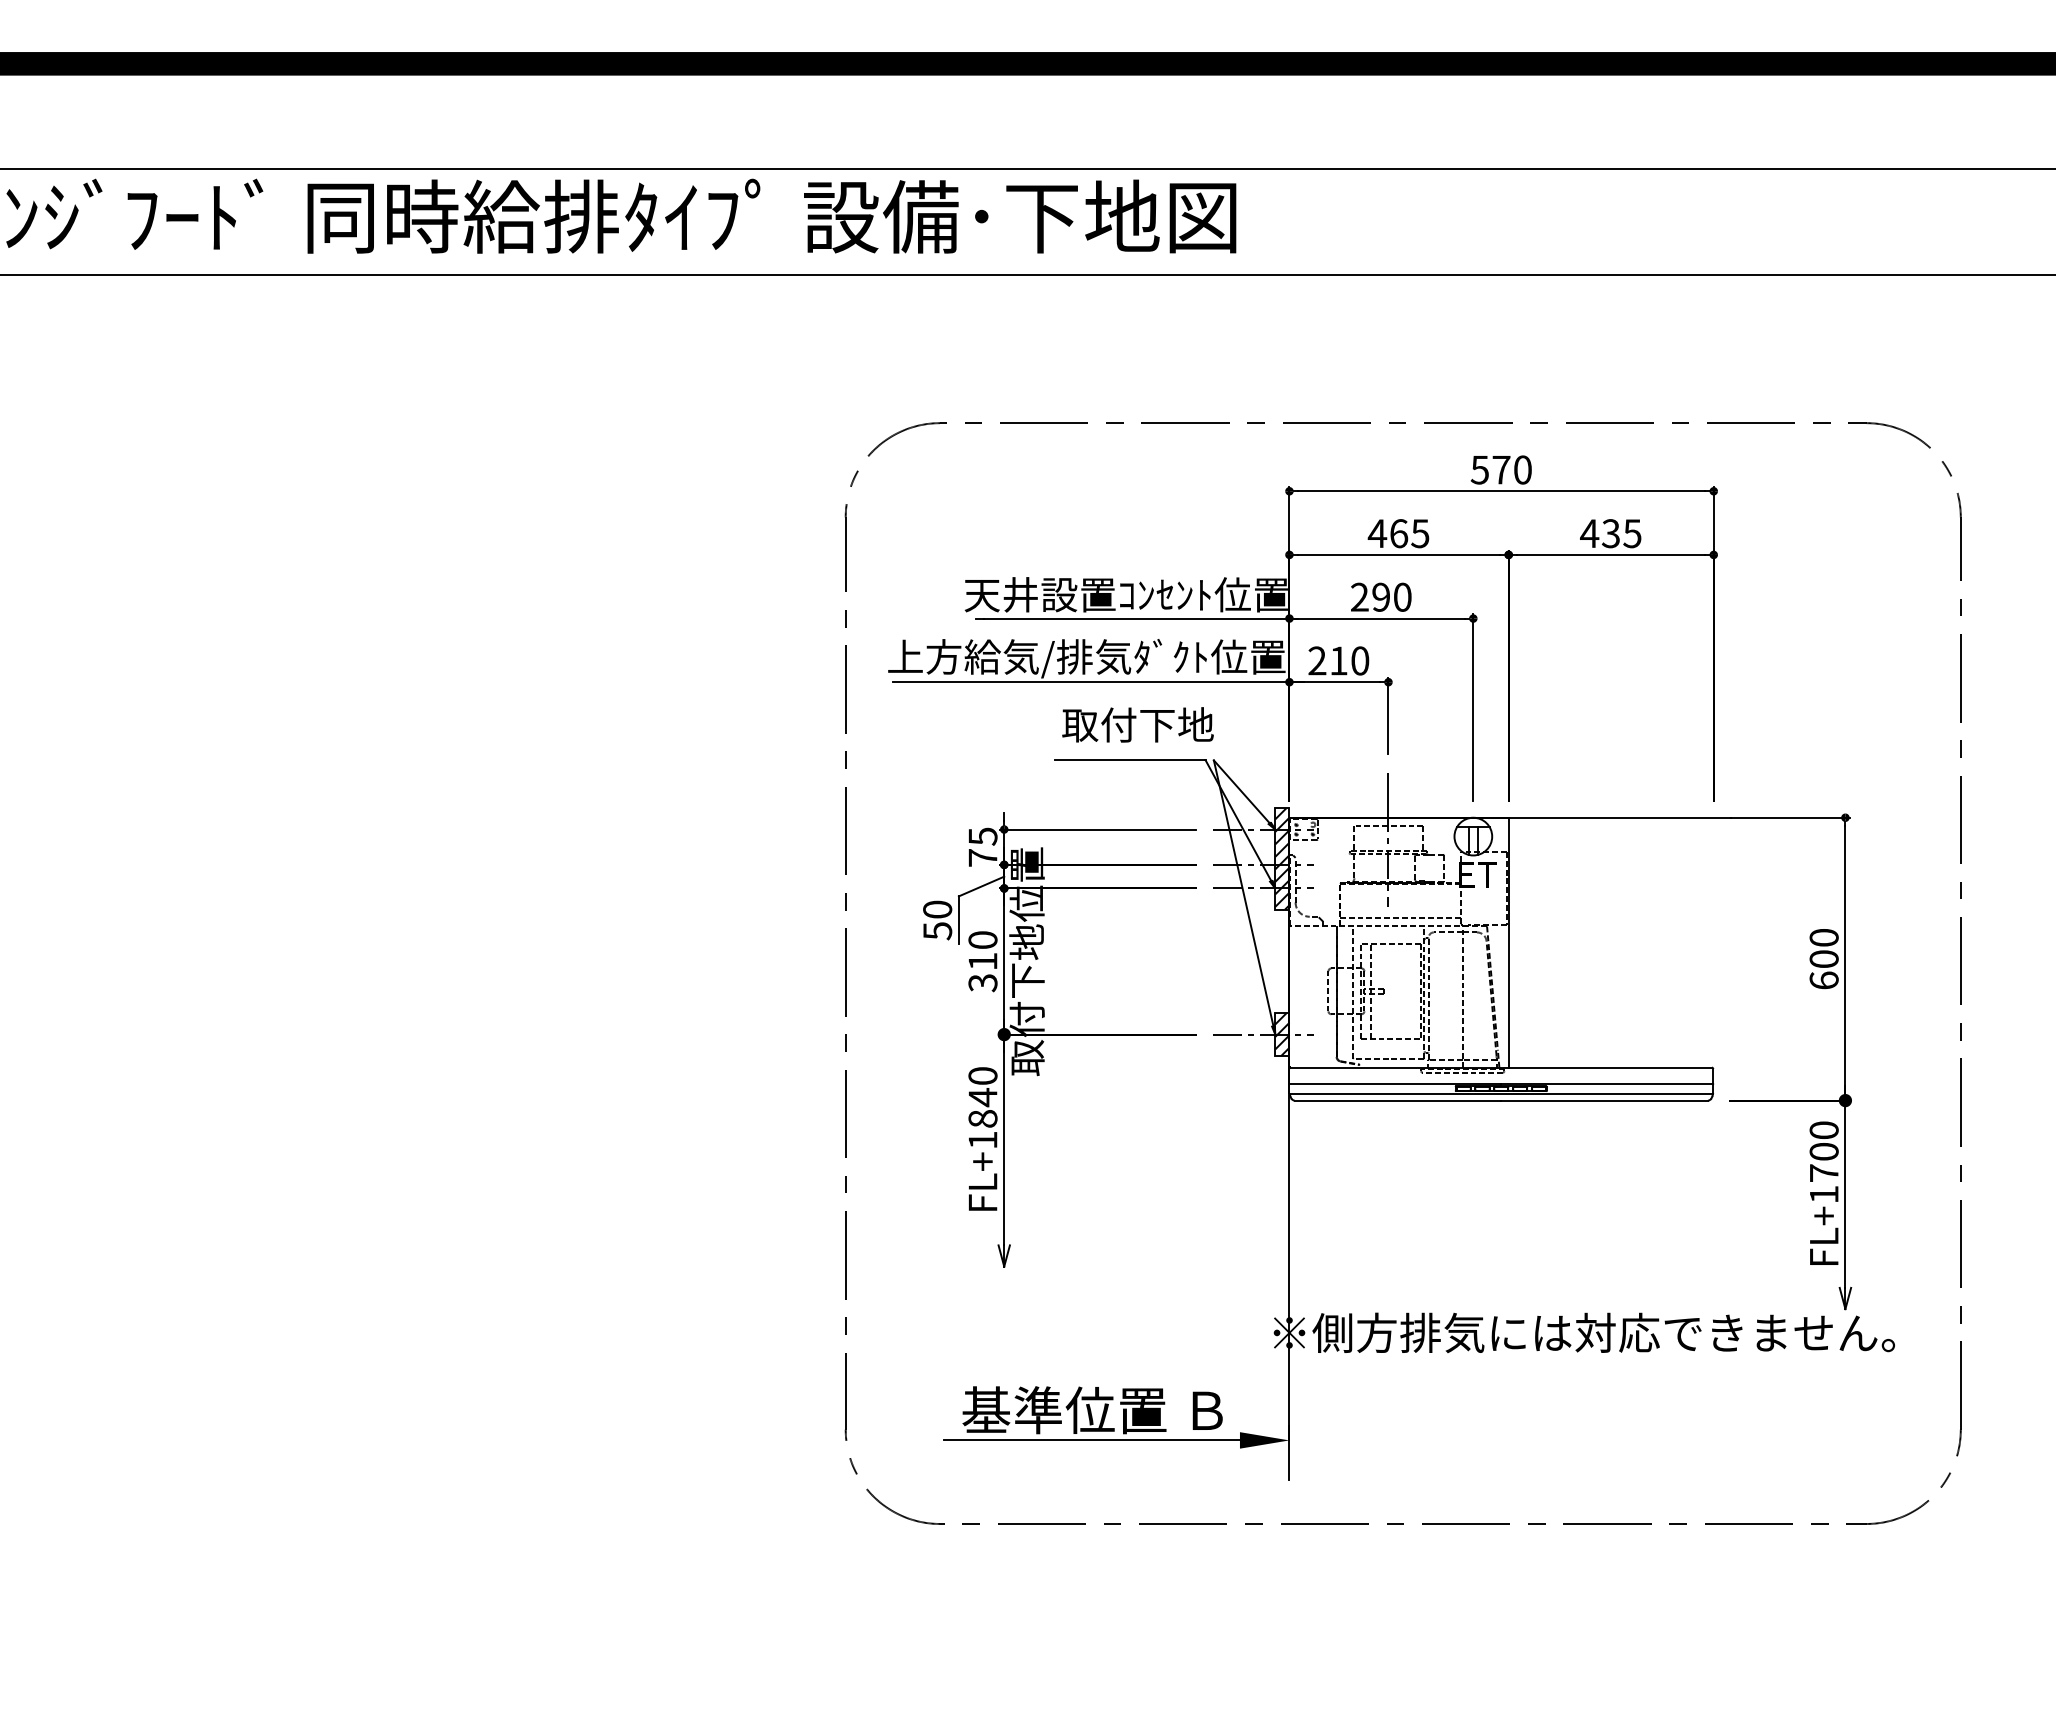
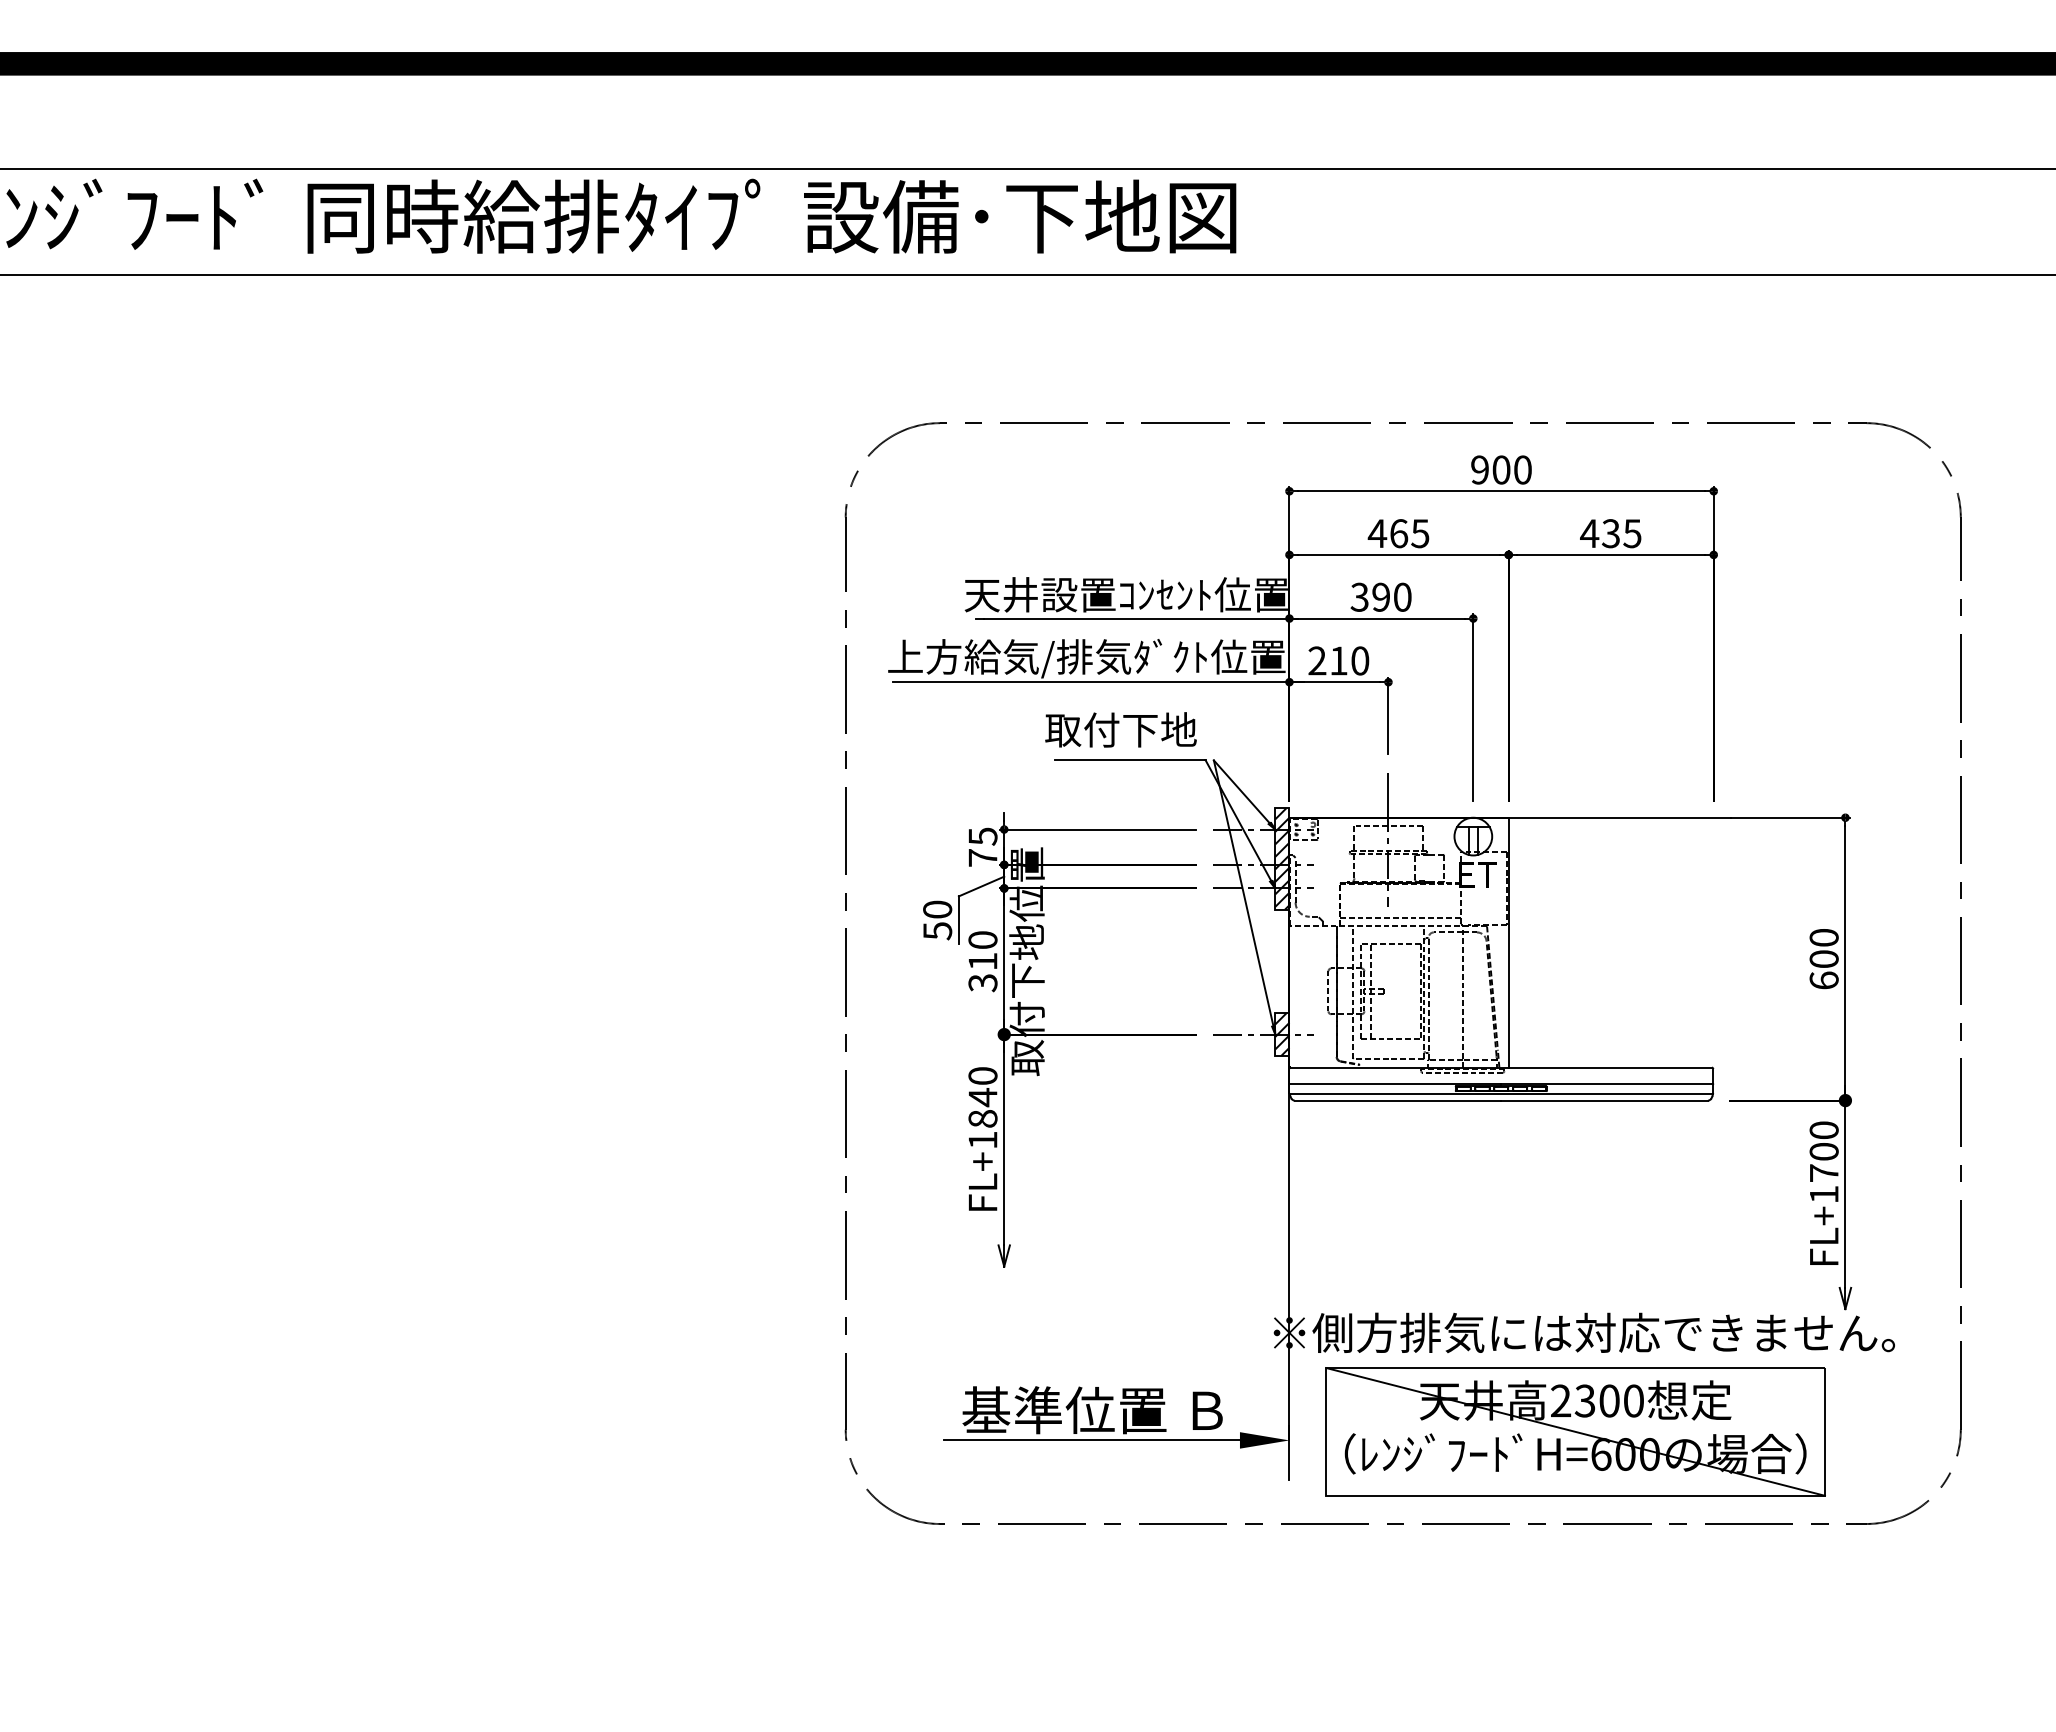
text: 570 -> 900 (1490, 469)
text: 290 -> 390 (1359, 597)
text position: (1137, 724) -> (1120, 729) (1120, 729)
part: none -> present (1575, 1431)
